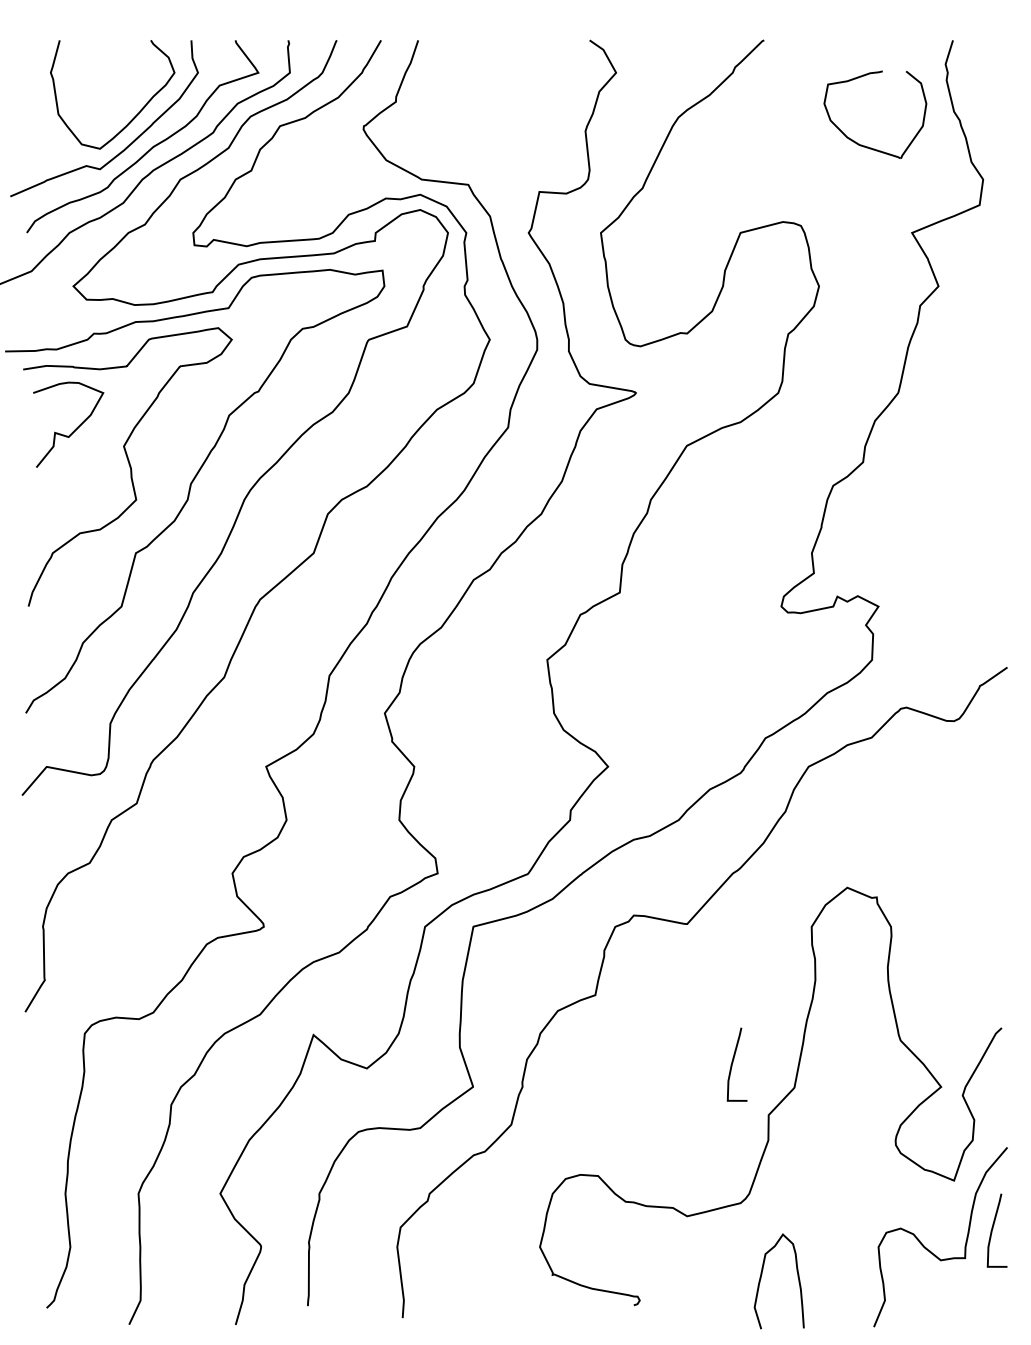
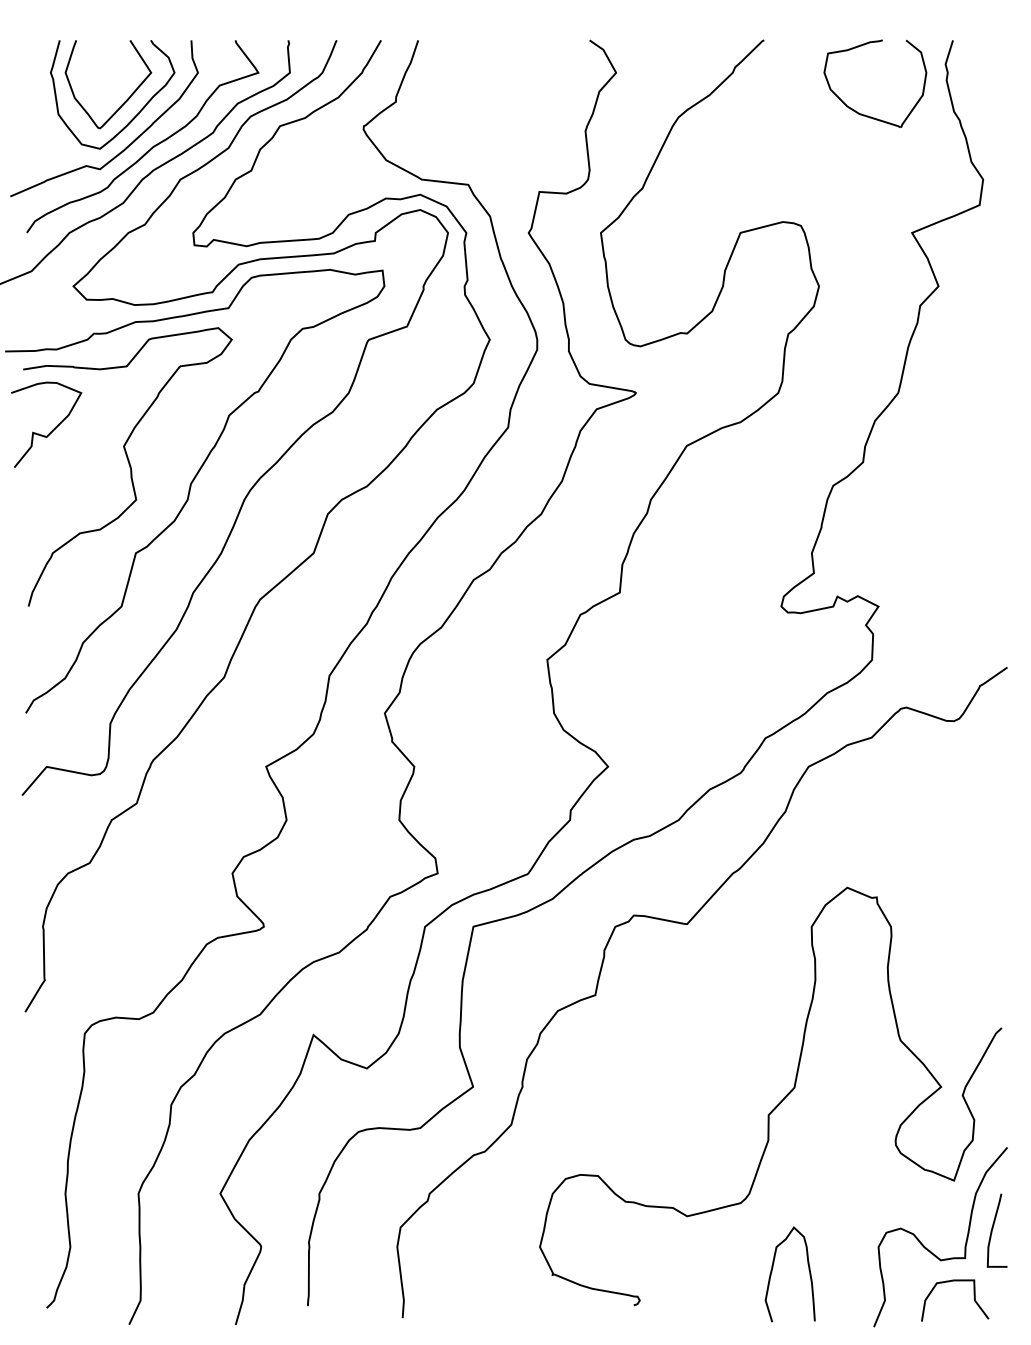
curve: none -> present (125, 100)
part position: (865, 145) -> (865, 114) (865, 114)
curve position: (74, 429) -> (52, 429) (52, 429)
curve: present -> none (733, 1062)
curve position: (761, 1279) -> (772, 1272) (772, 1272)
curve: none -> present (973, 1297)
